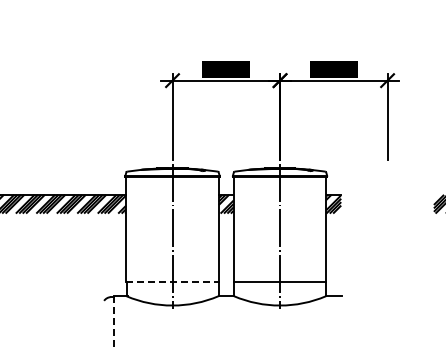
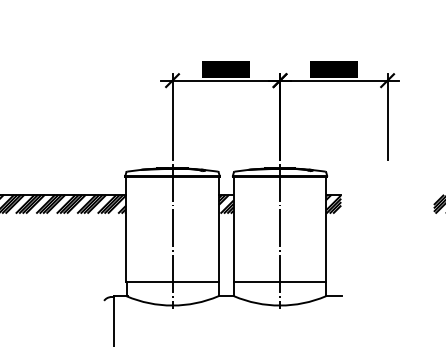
line: dashed -> solid (173, 282)
line: dashed -> solid (113, 321)
